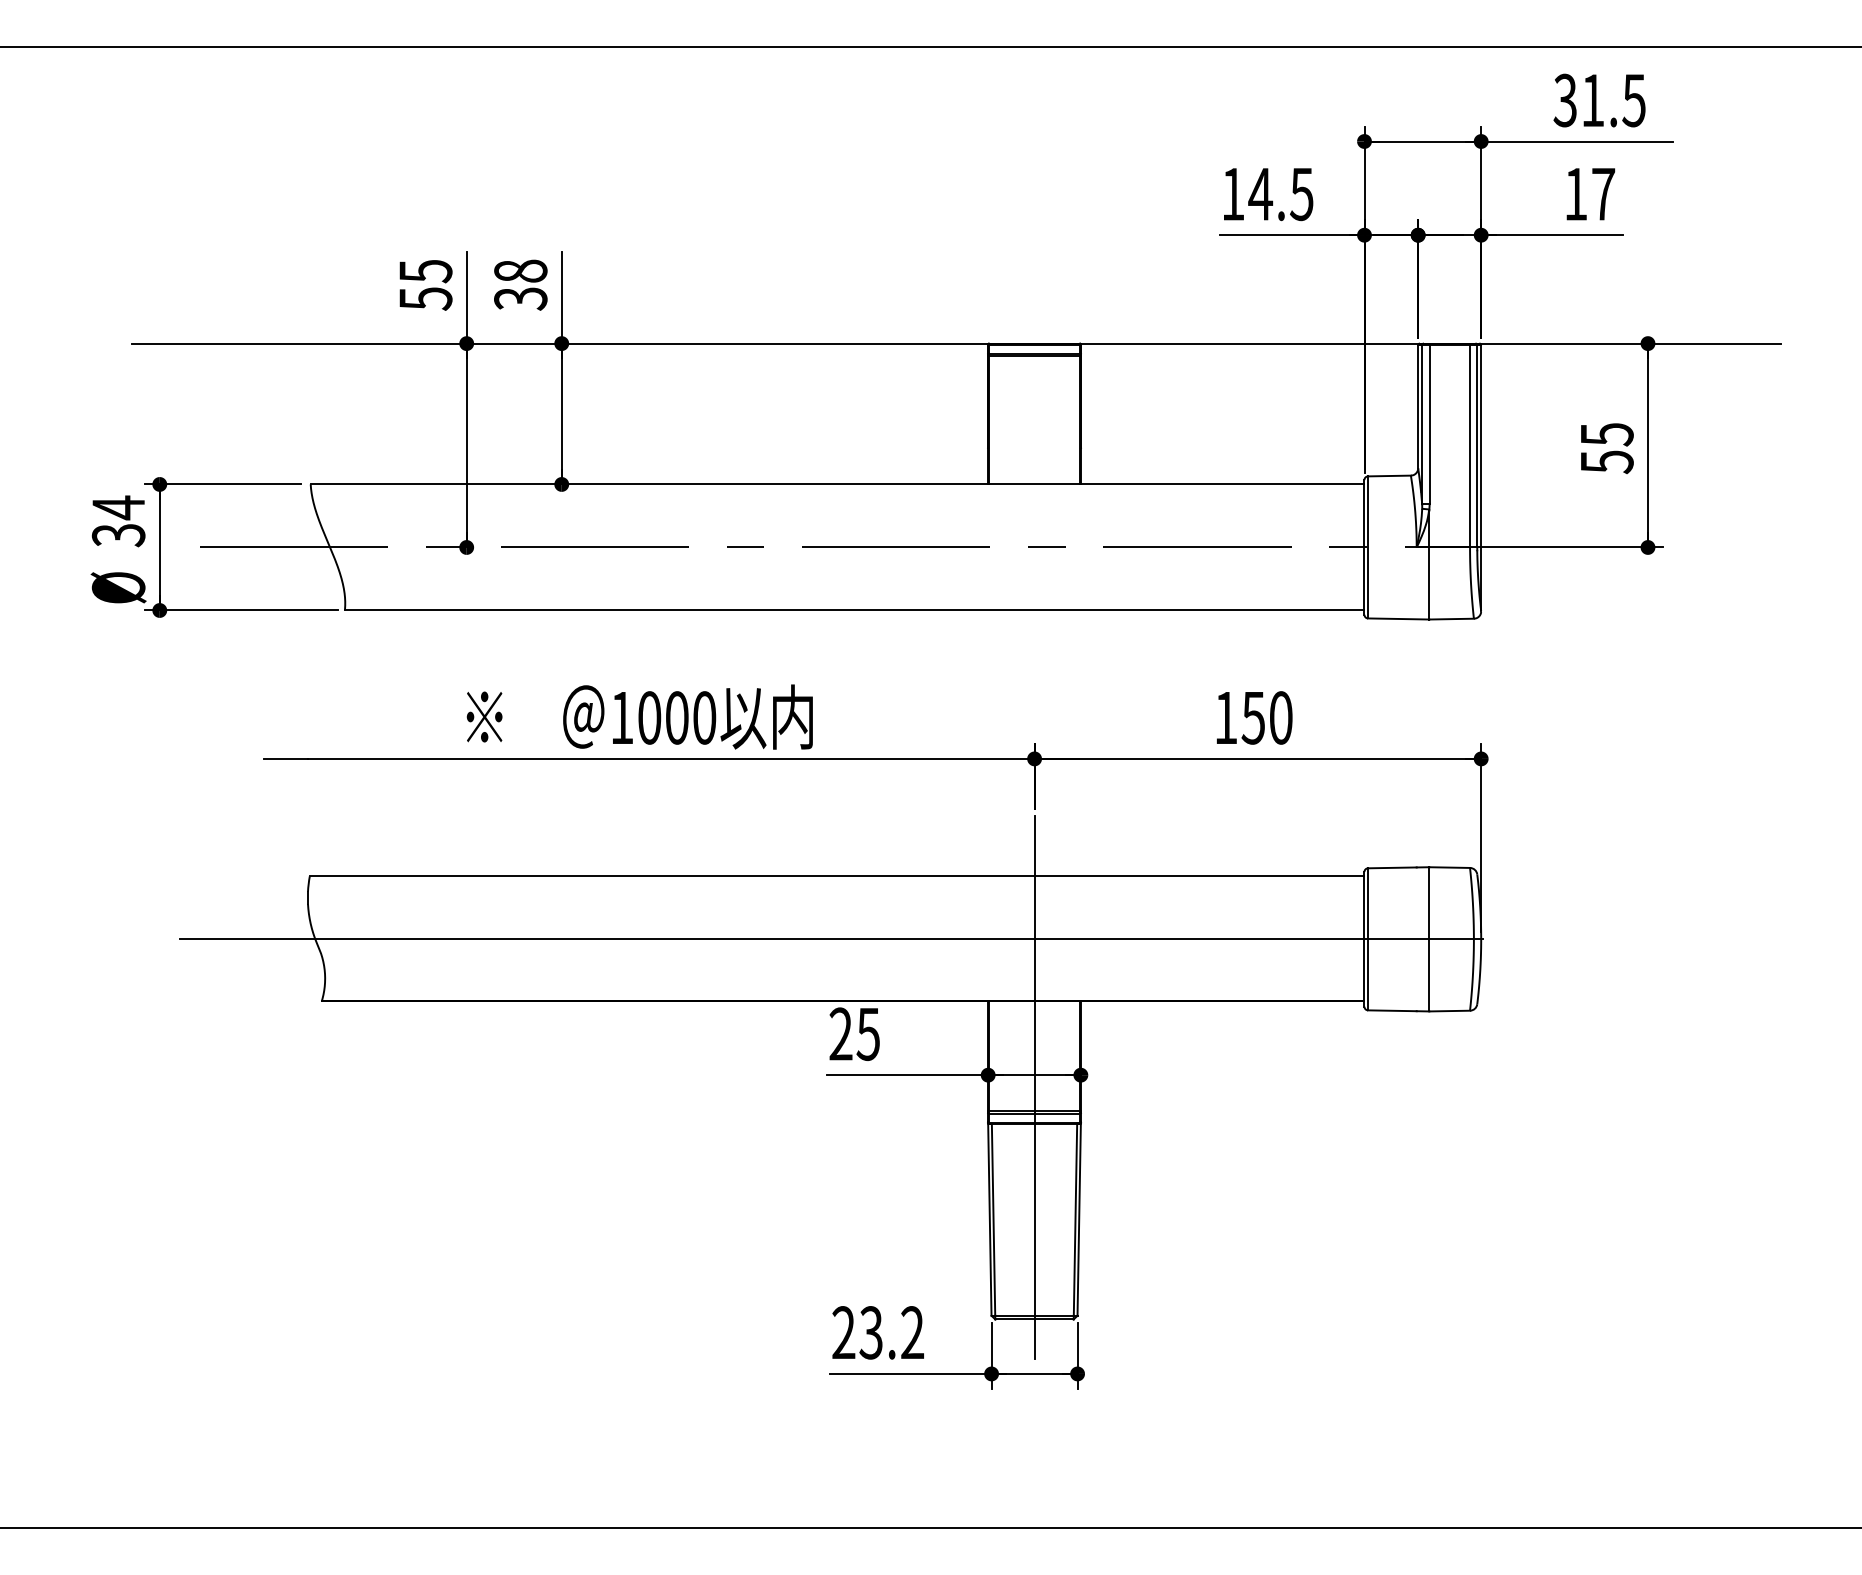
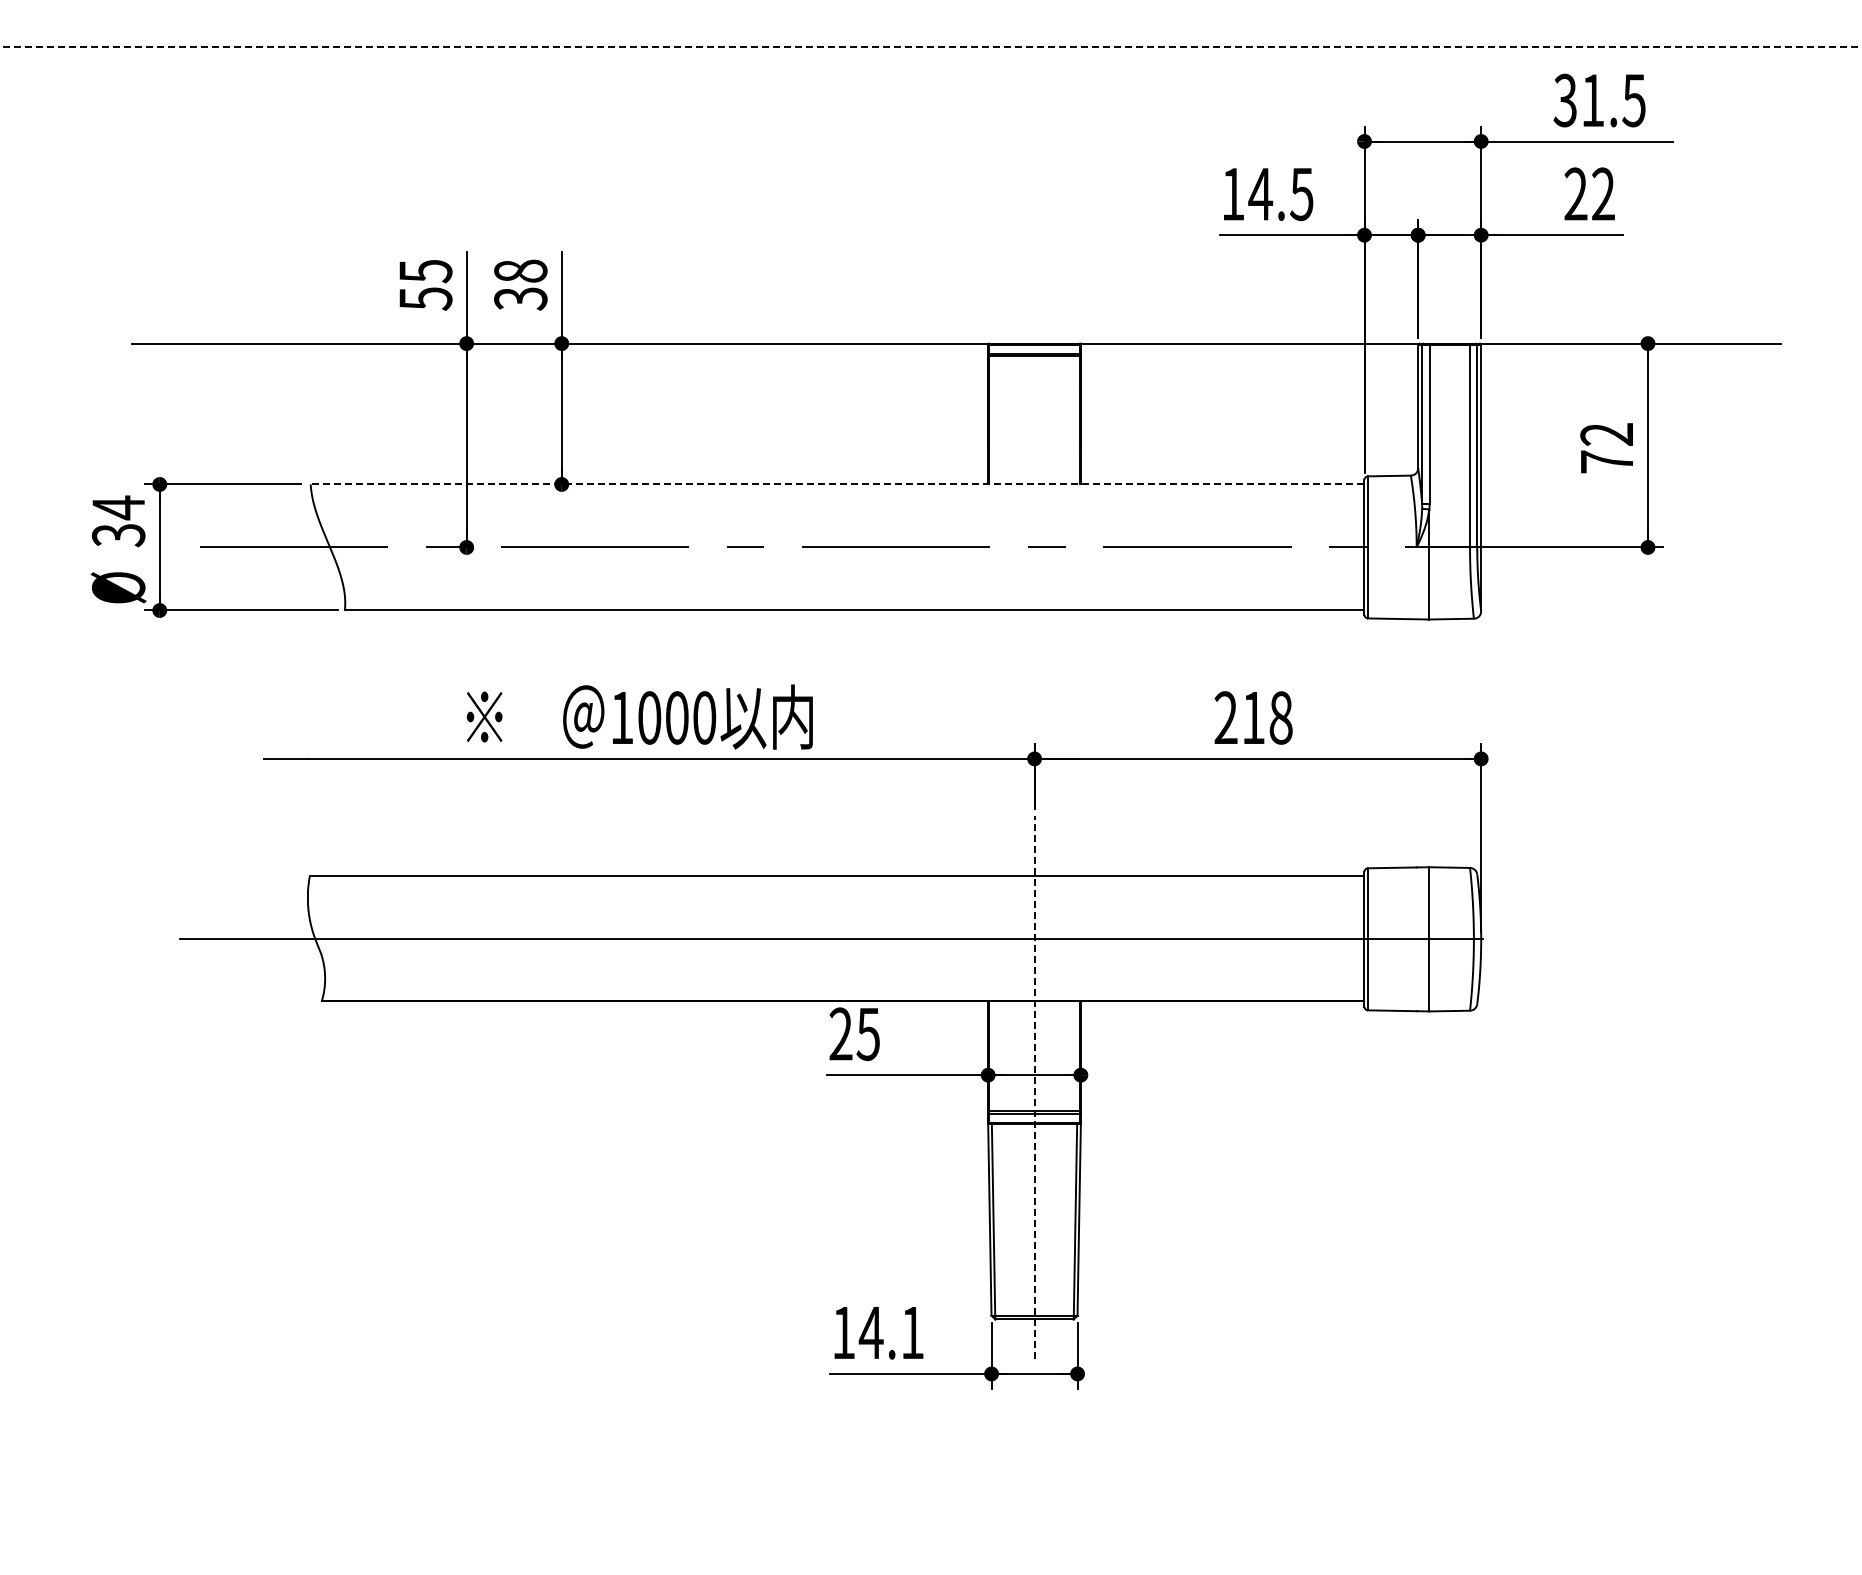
line: solid -> dashed (931, 47)
text: 17 -> 22 (1589, 193)
text: 55 -> 72 (1606, 448)
line: solid -> dashed (837, 484)
text: 150 -> 218 (1253, 717)
line: solid -> dashed (1034, 1087)
text: 23.2 -> 14.1 (877, 1332)
line: present -> none (930, 1527)
